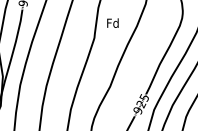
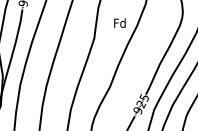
text position: (112, 22) -> (119, 22) (119, 22)
